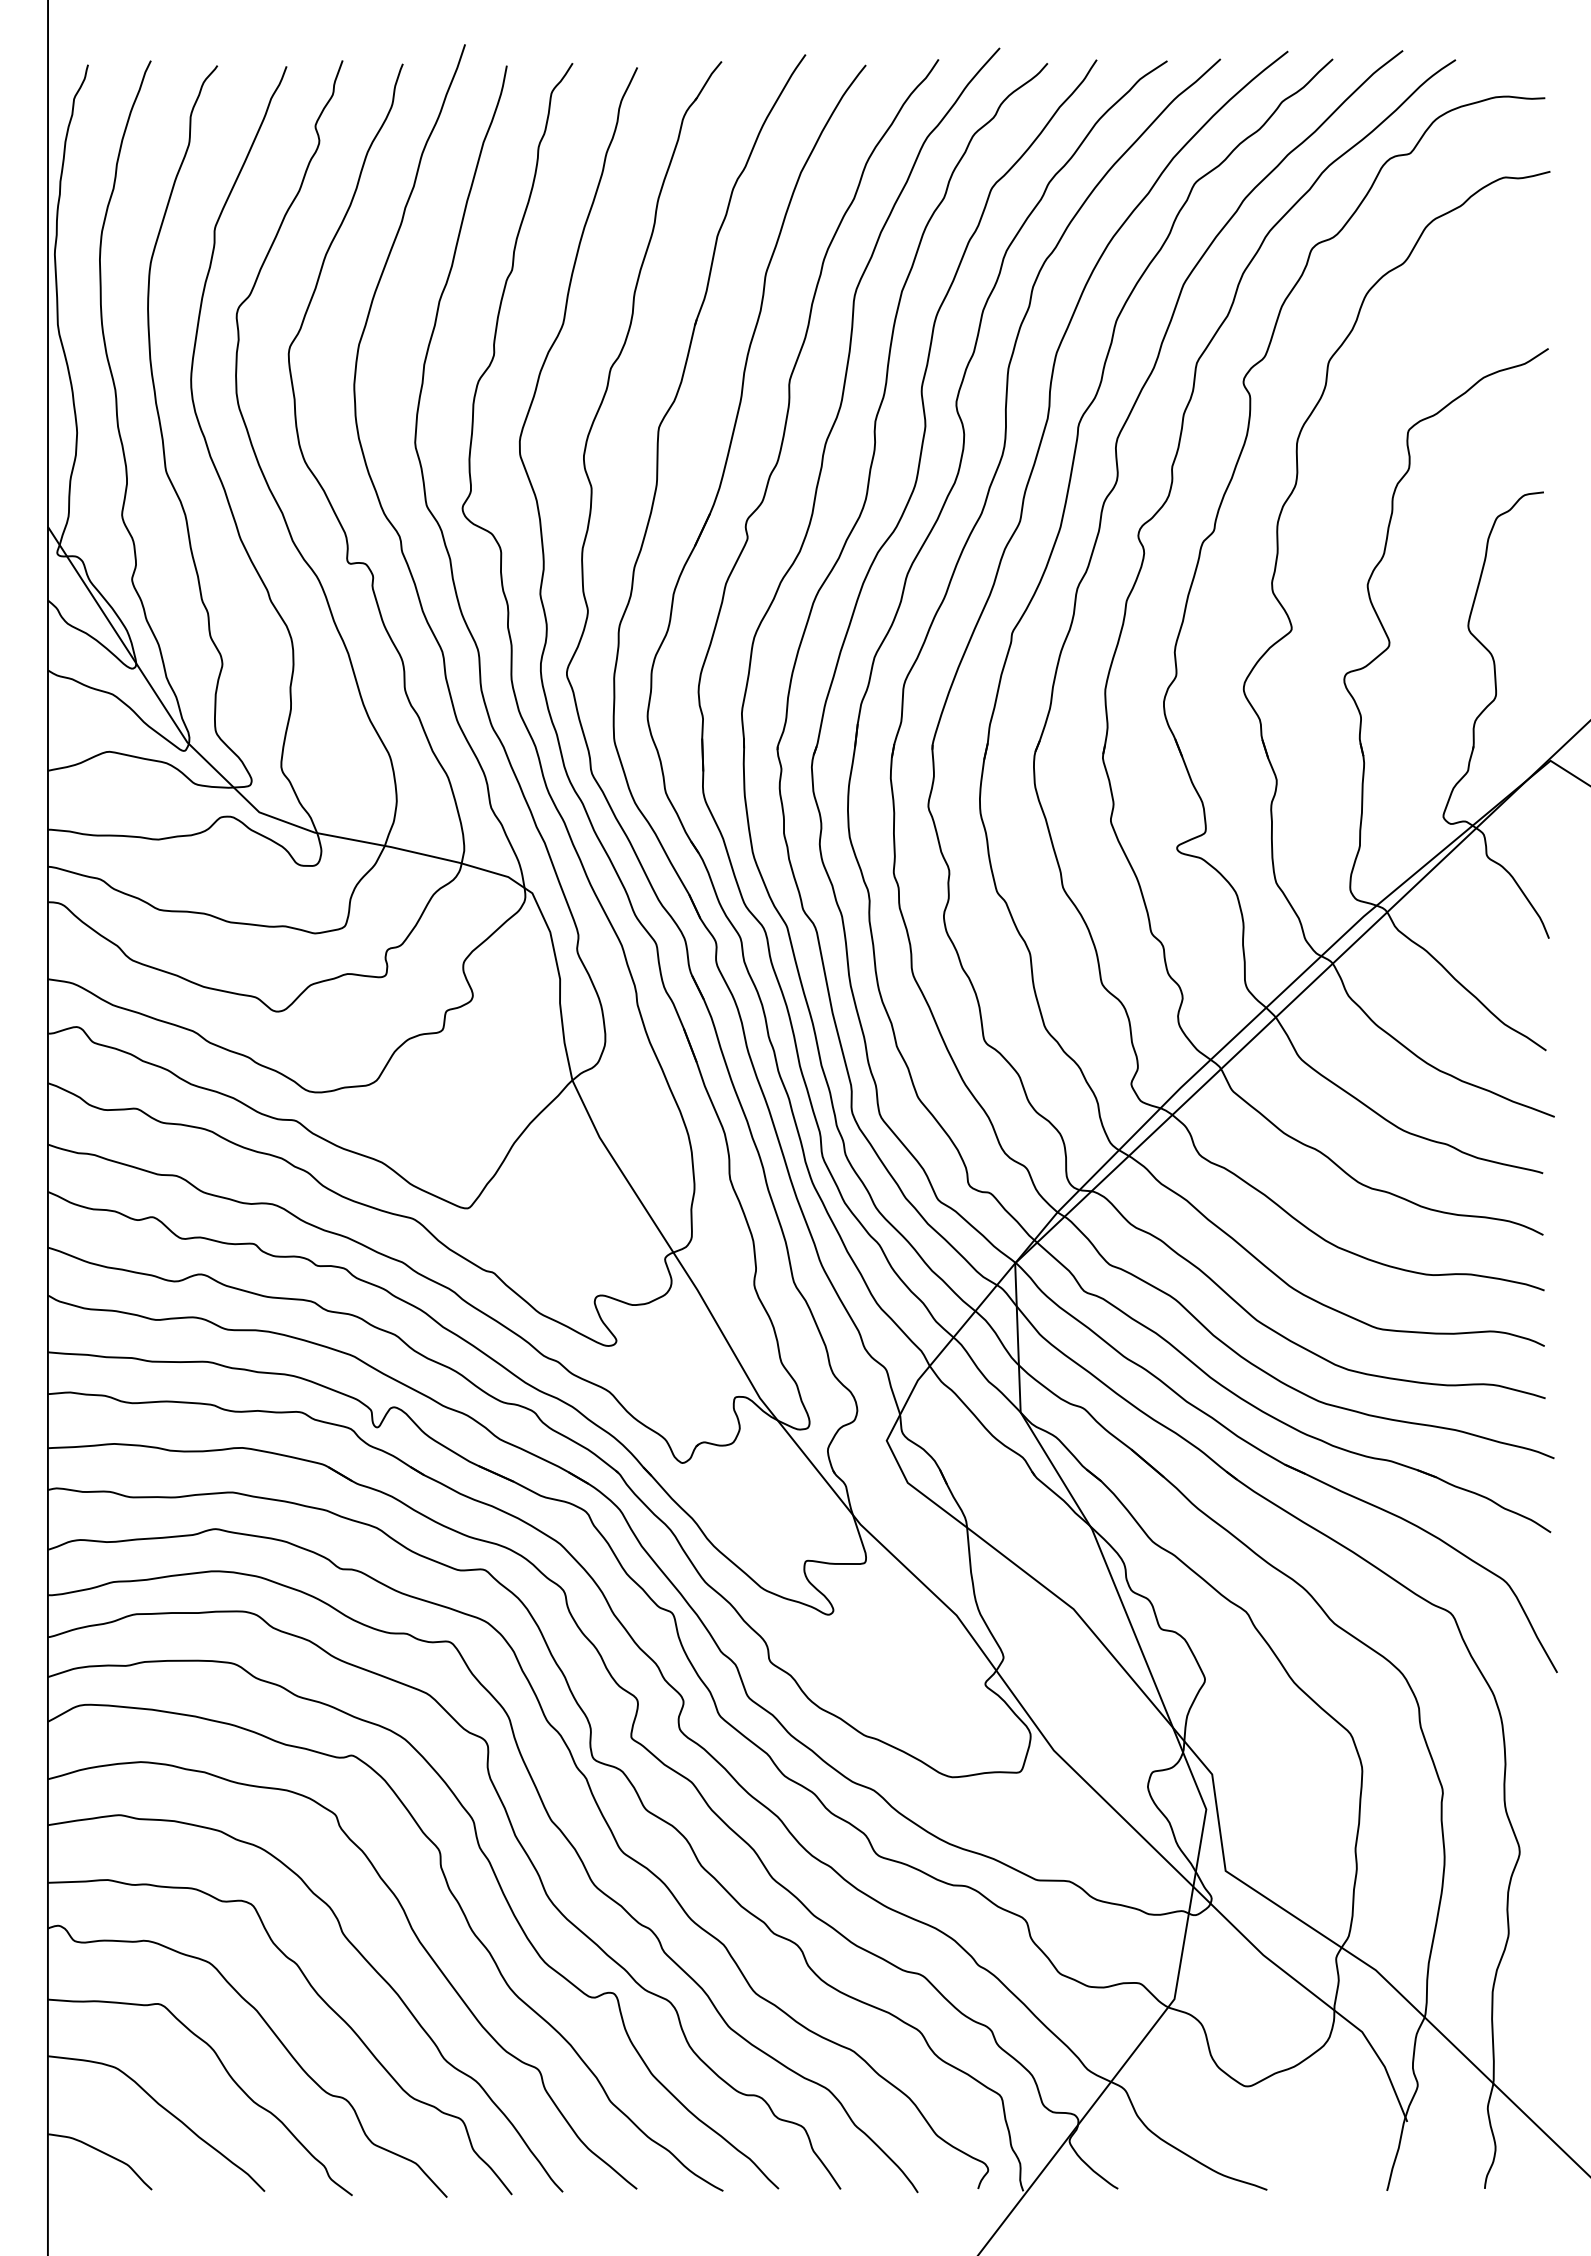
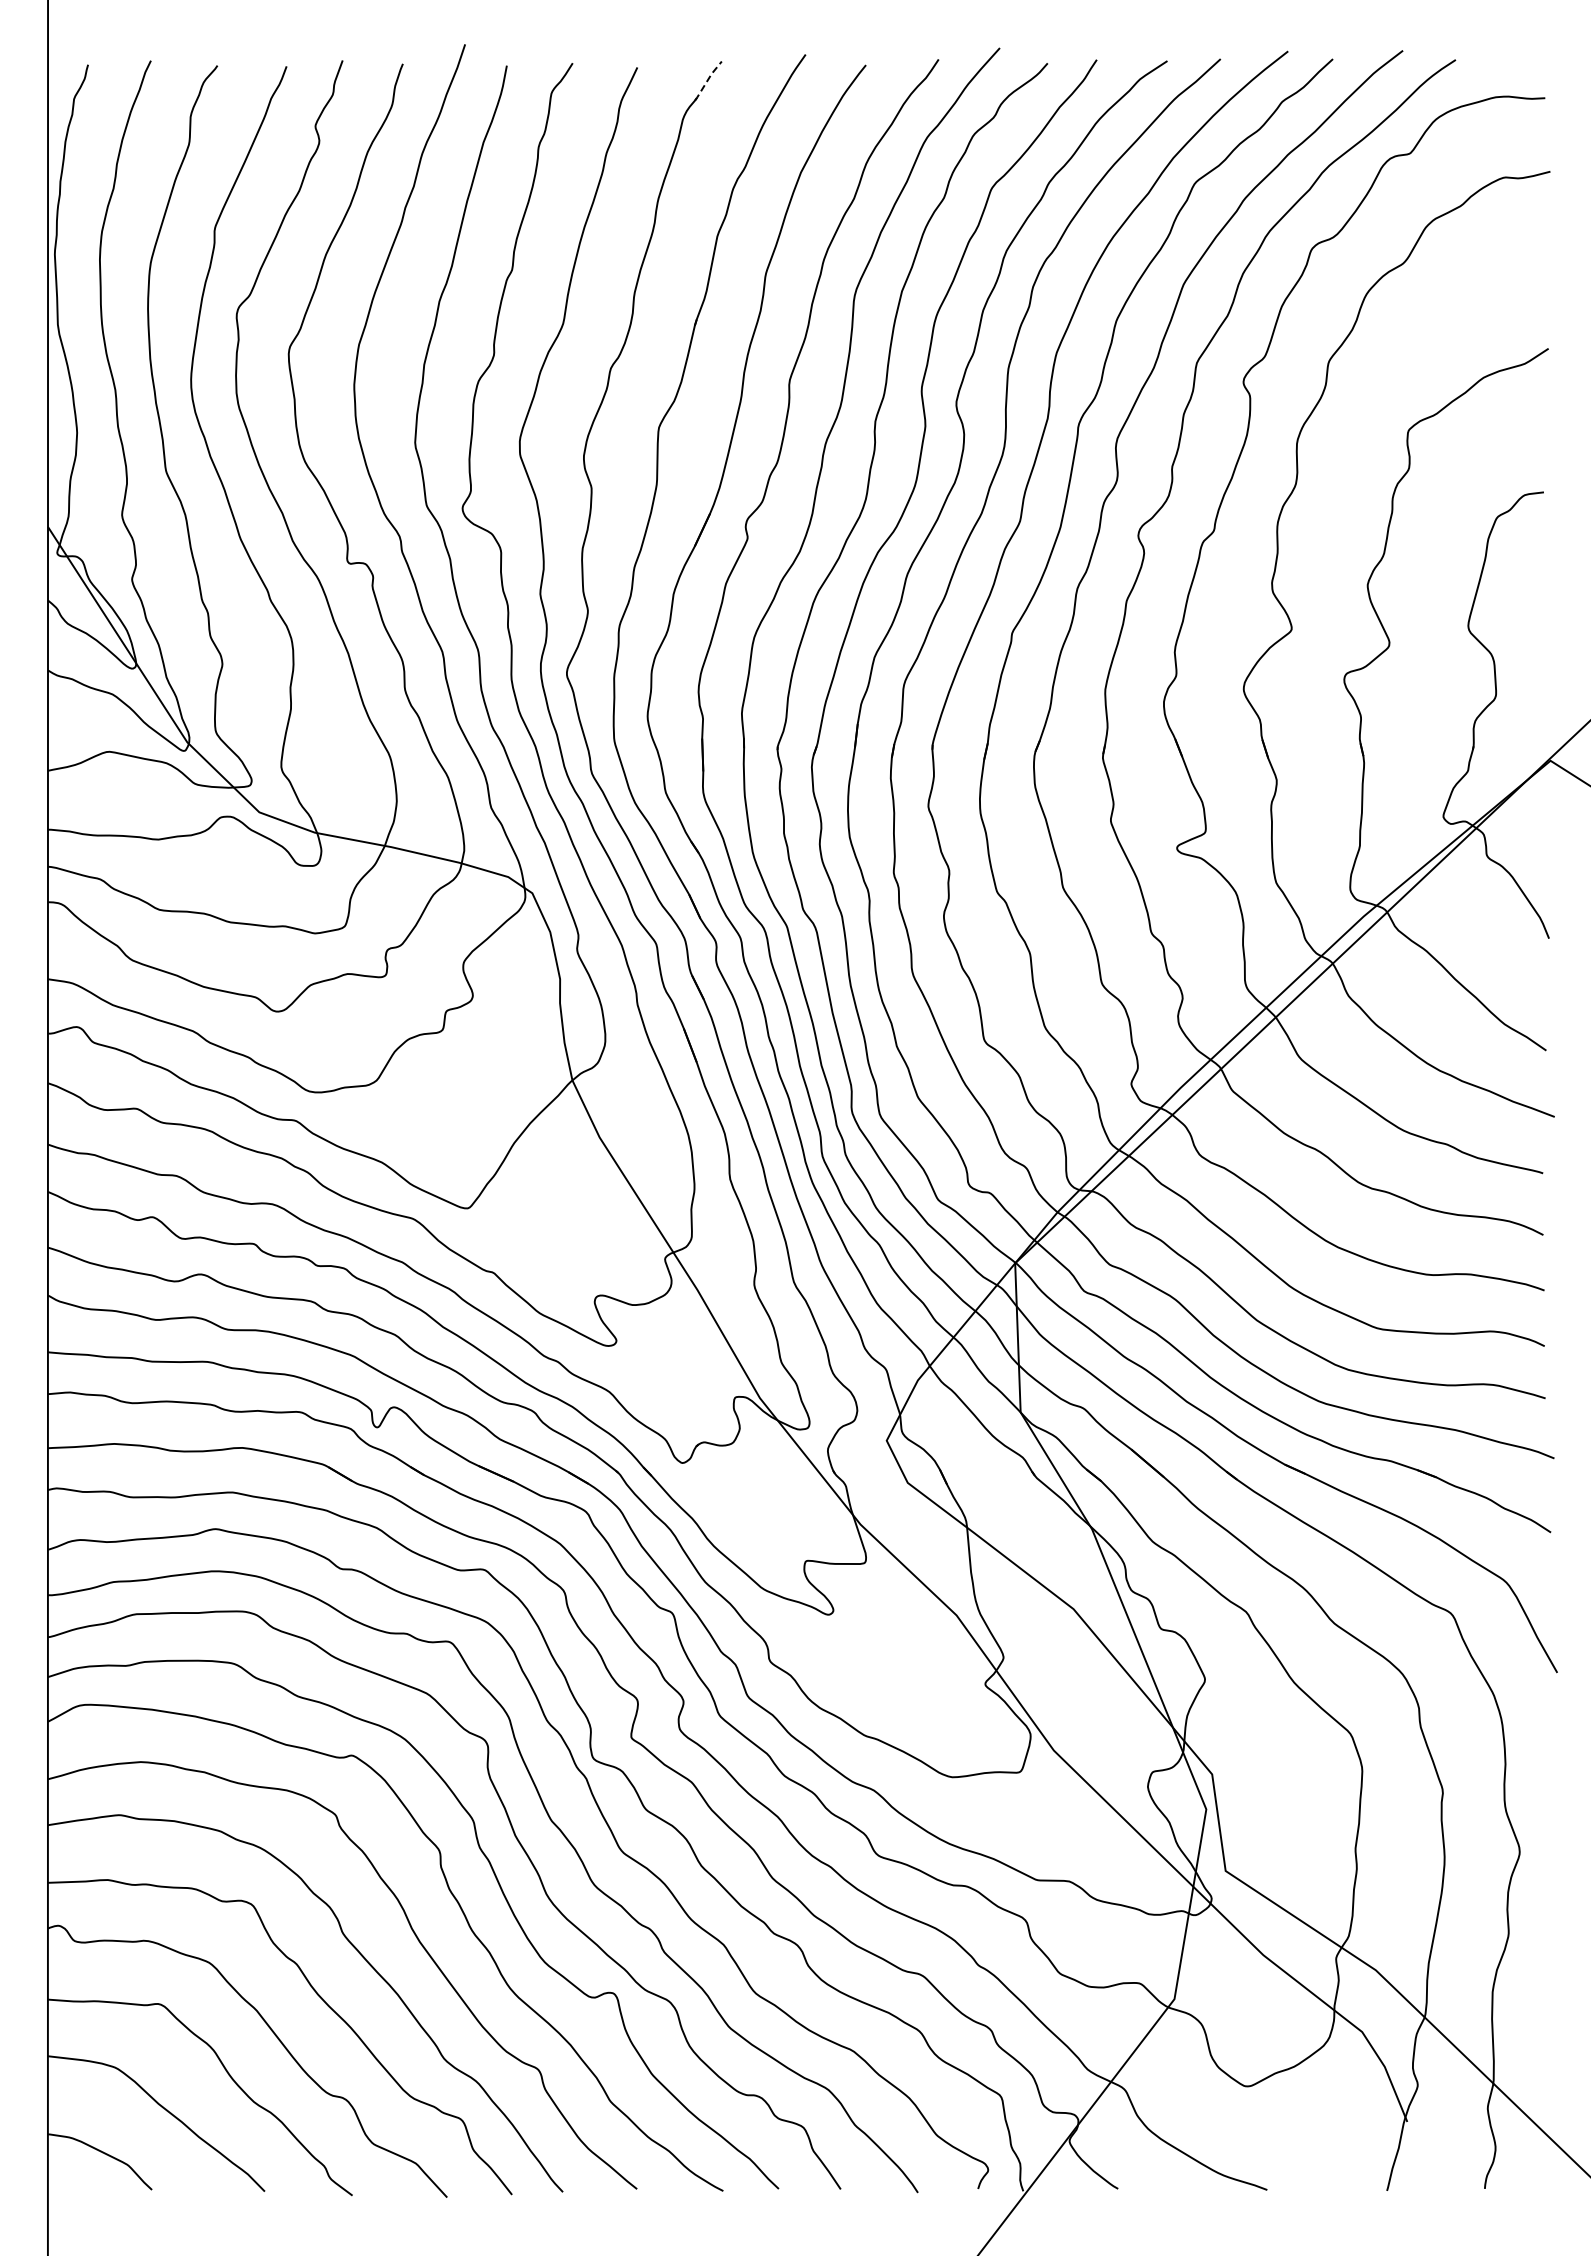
line: solid -> dashed (707, 80)
